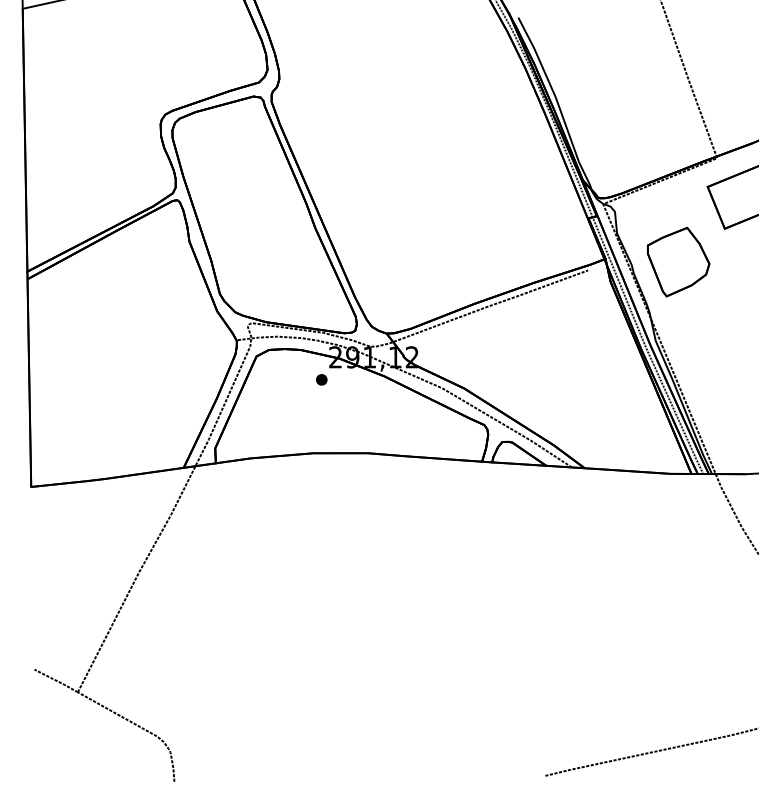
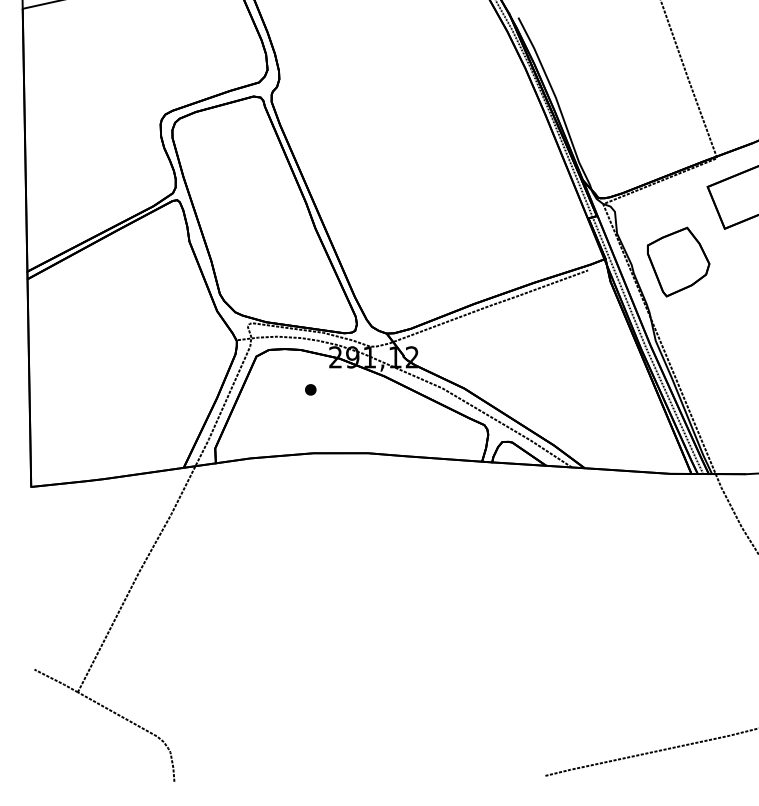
part position: (321, 379) -> (310, 389) (310, 389)
